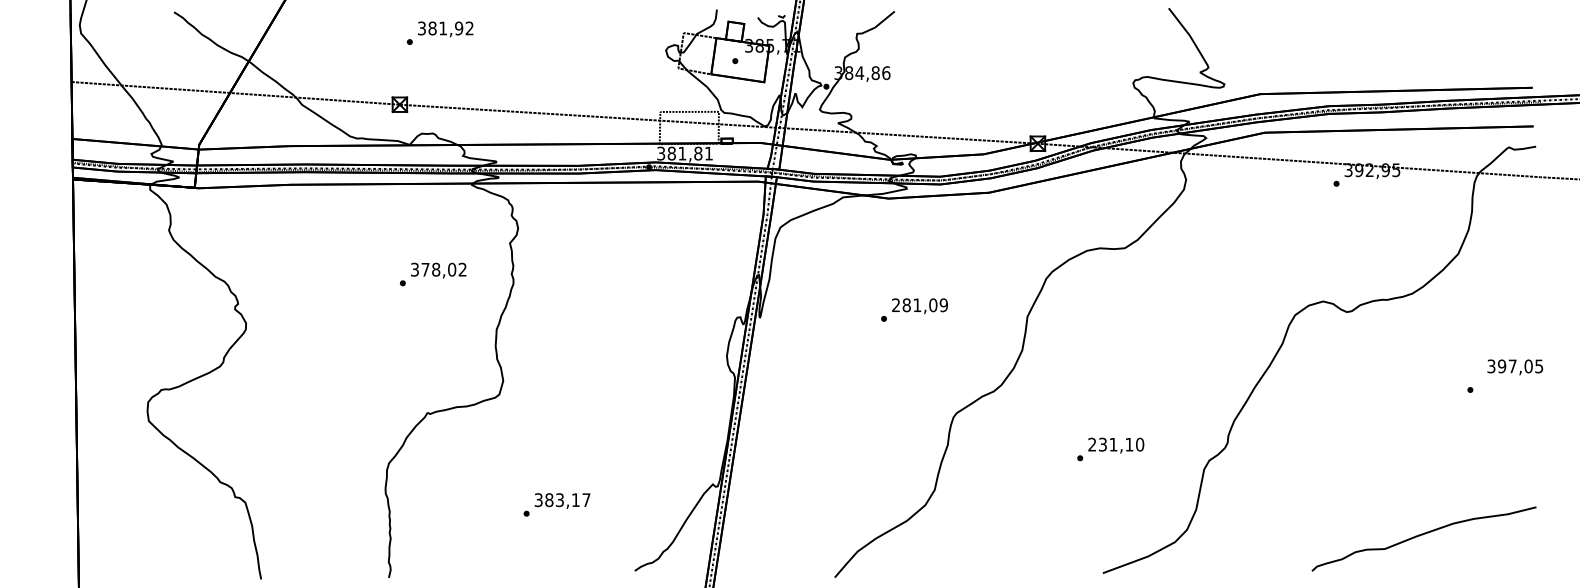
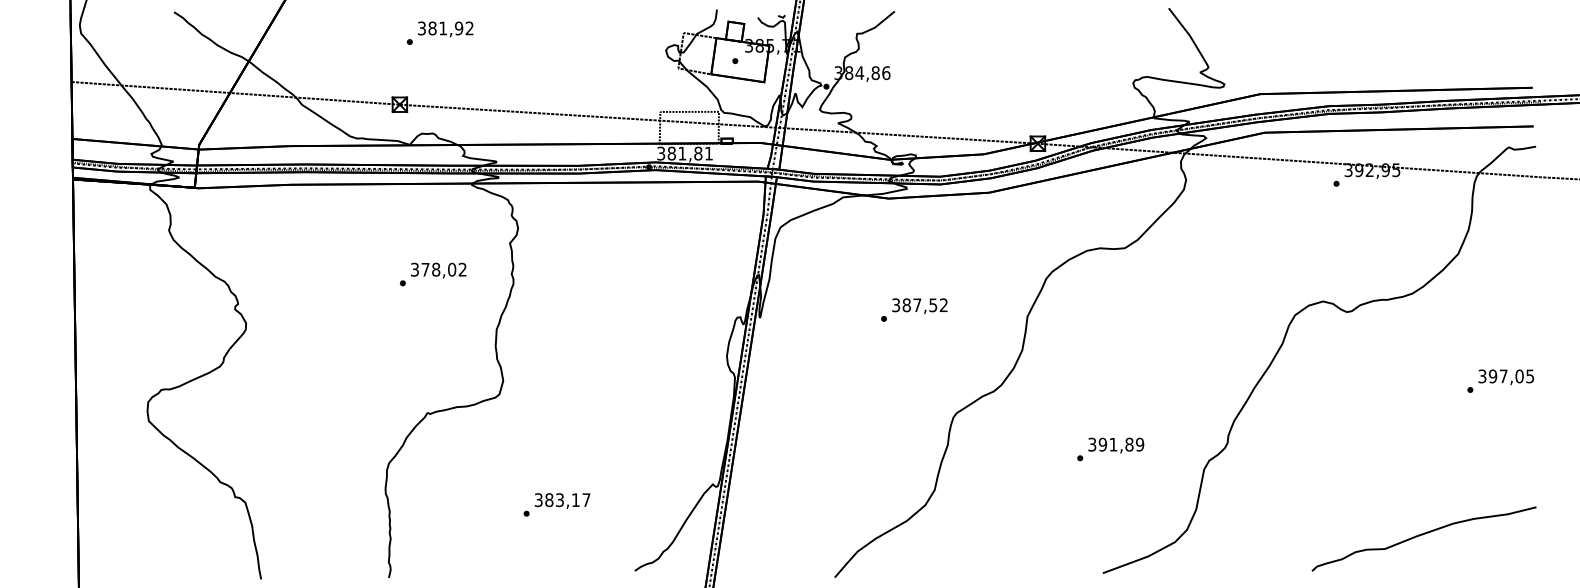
text: 281,09 -> 387,52 (919, 305)
text position: (1514, 367) -> (1505, 377) (1505, 377)
text: 231,10 -> 391,89 (1116, 444)
